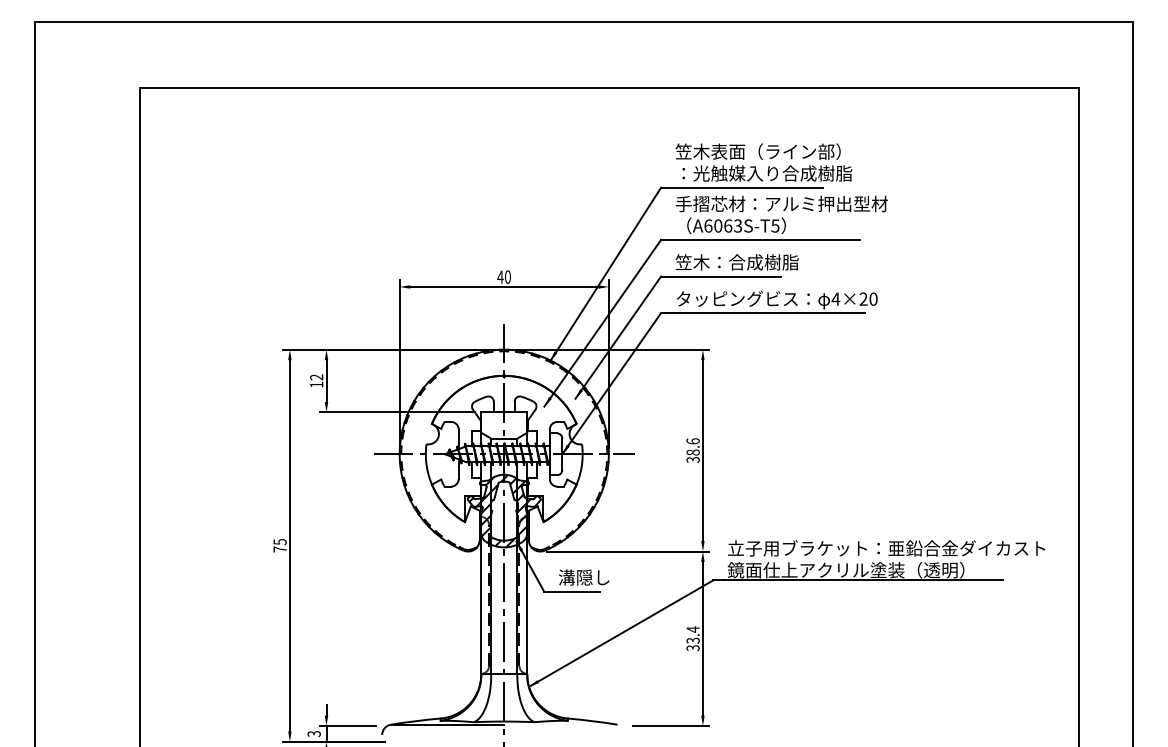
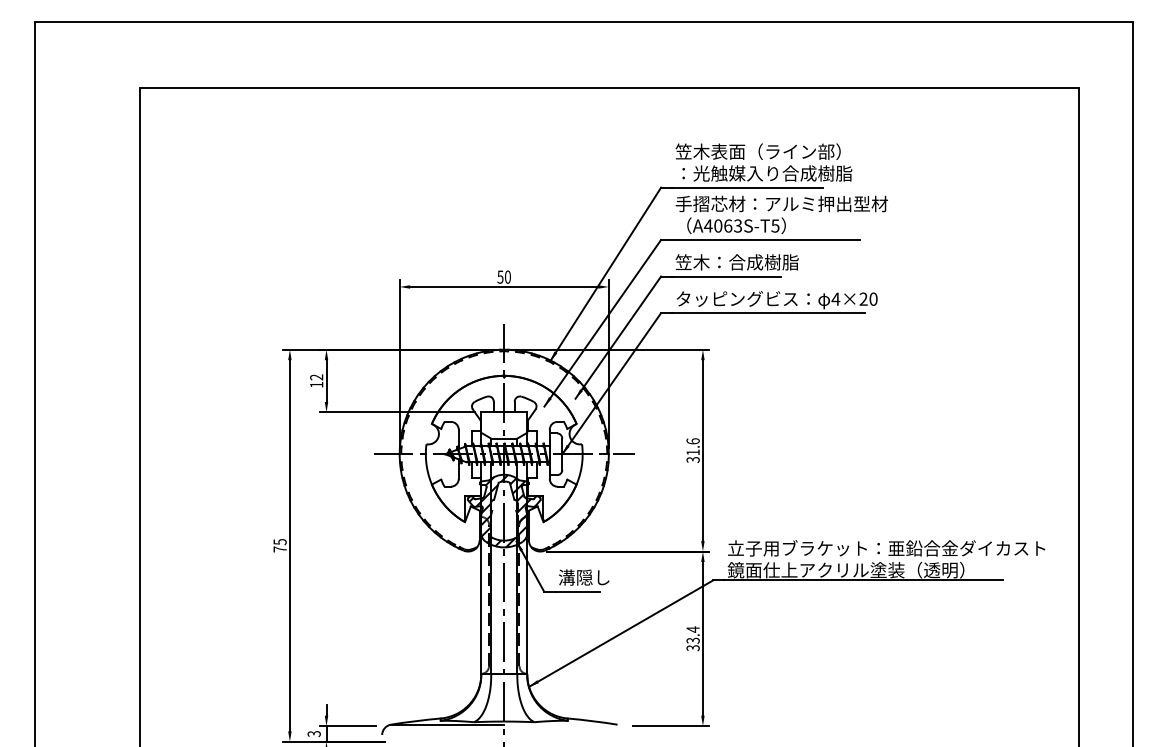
text: A6063S-T5 -> A4063S-T5 (707, 225)
text: 40 -> 50 (500, 276)
text: 38.6 -> 31.6 (692, 452)
